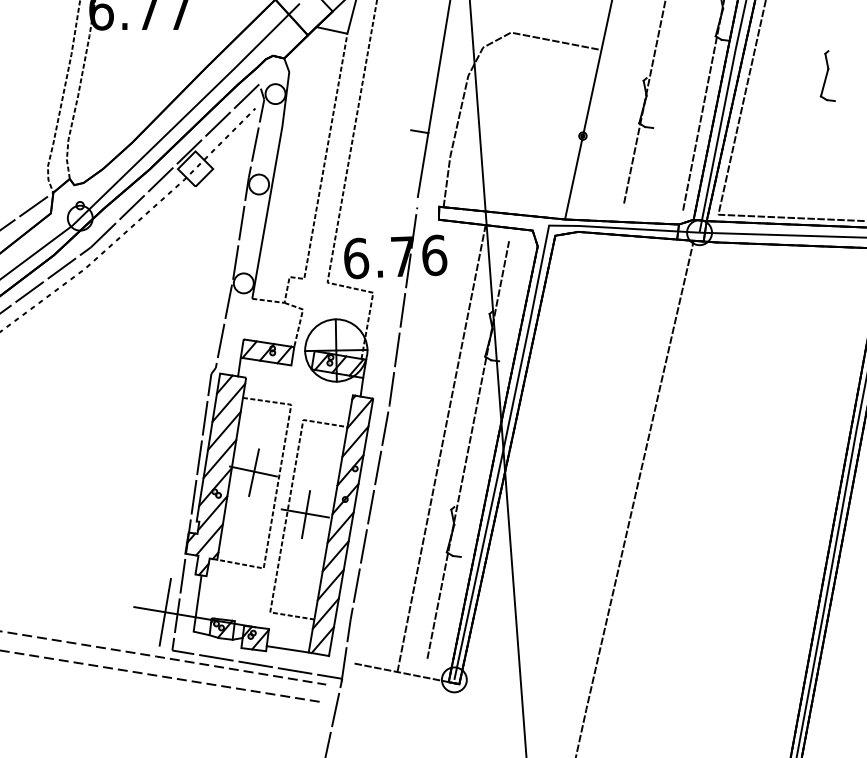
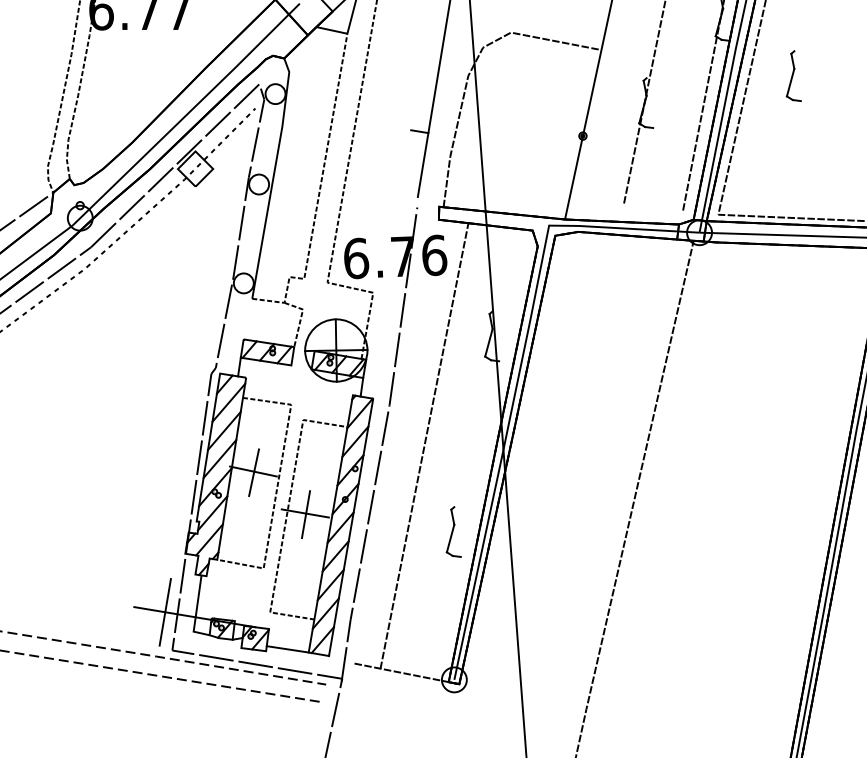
part position: (827, 75) -> (793, 75) (793, 75)
line position: (441, 448) -> (424, 445) (424, 445)
line: present -> none (468, 449)
